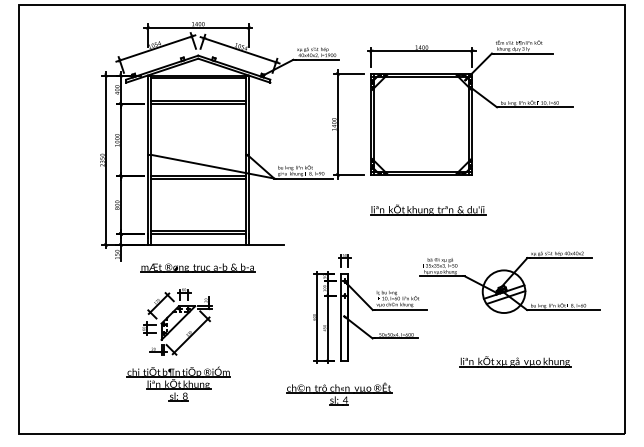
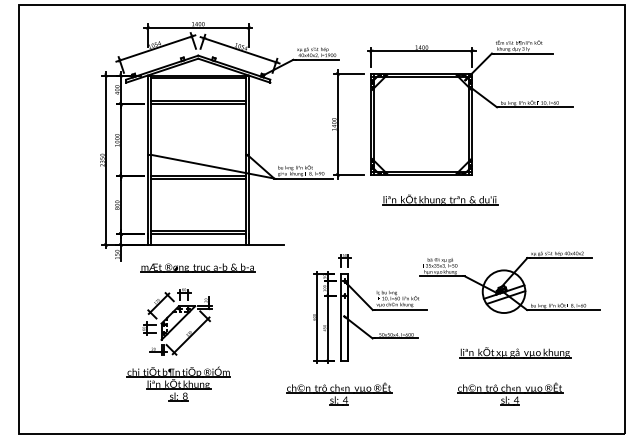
part position: (428, 209) -> (440, 199) (440, 199)
part position: (515, 361) -> (515, 352) (515, 352)
part: none -> present (510, 393)
